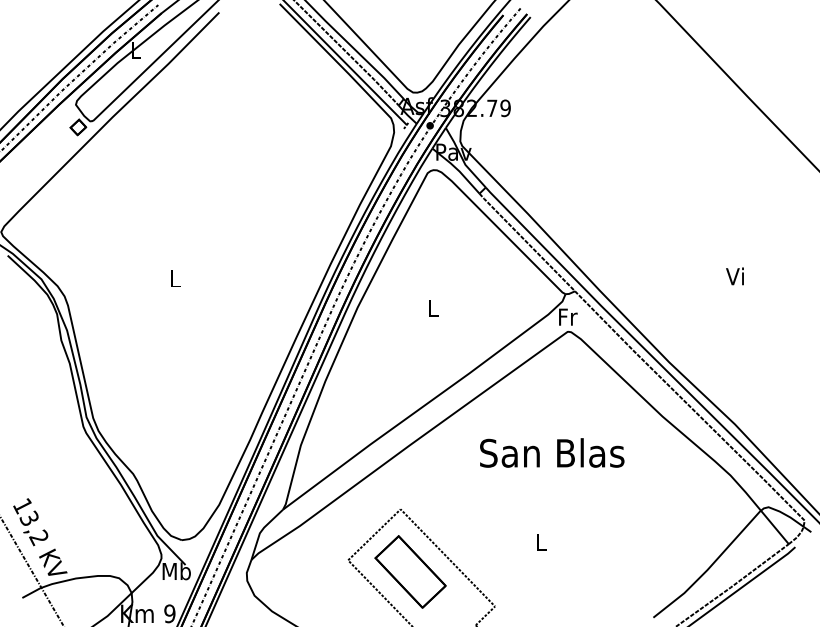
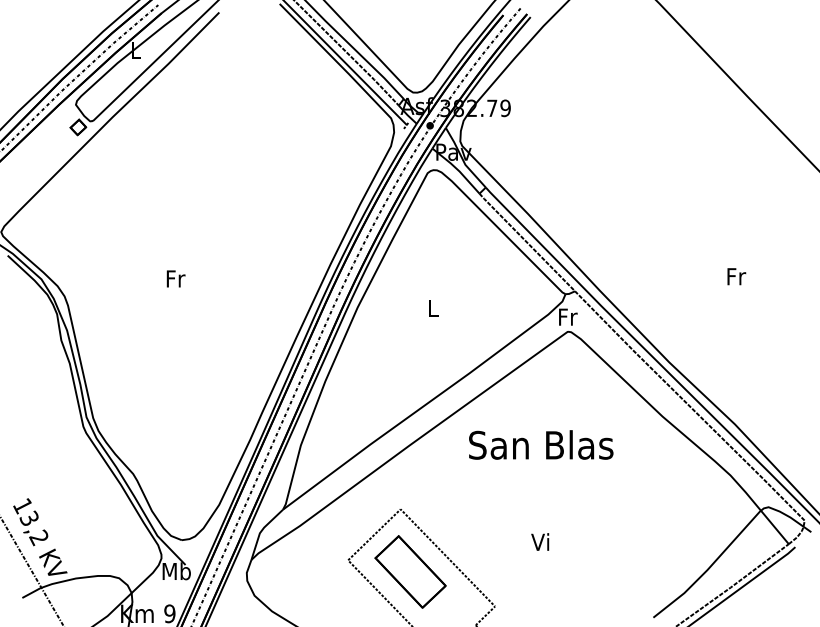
text: Vi -> Fr (736, 276)
text: L -> Fr (175, 278)
text position: (552, 452) -> (541, 444) (541, 444)
text: L -> Vi (540, 541)
